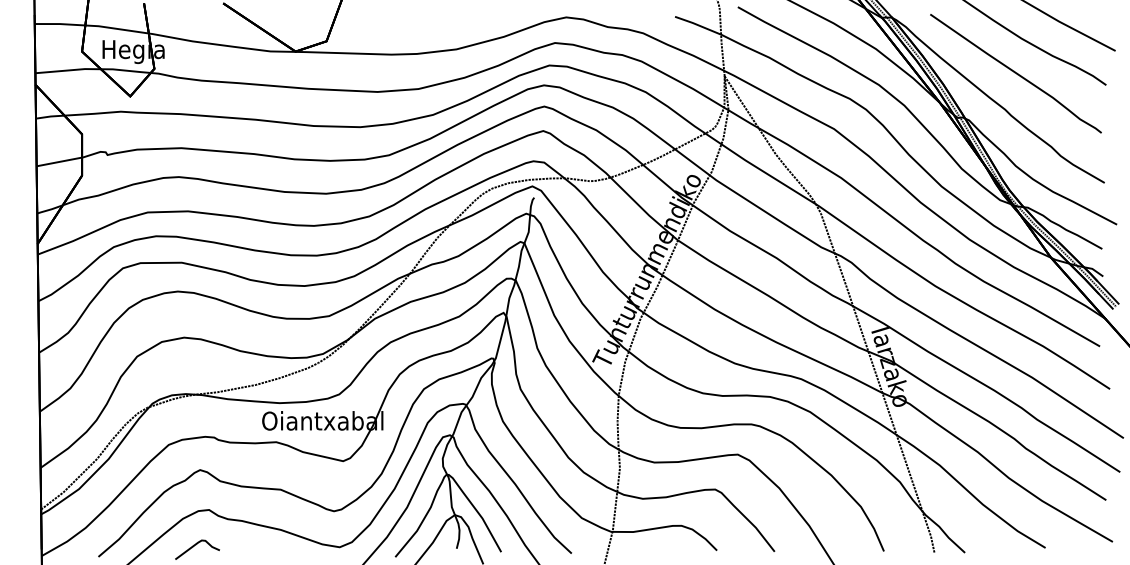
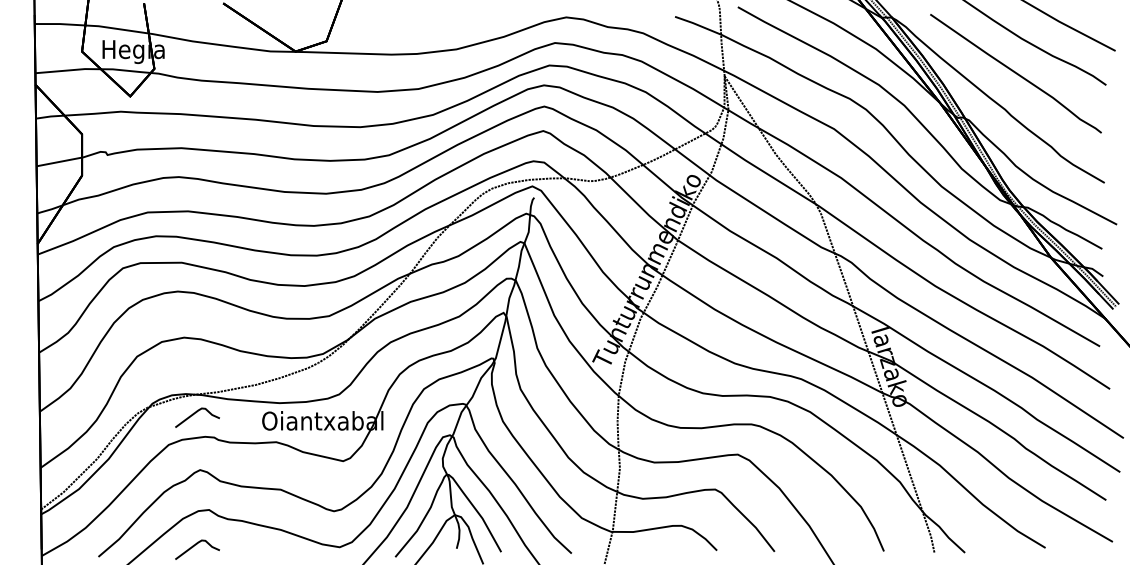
curve: none -> present (196, 413)
